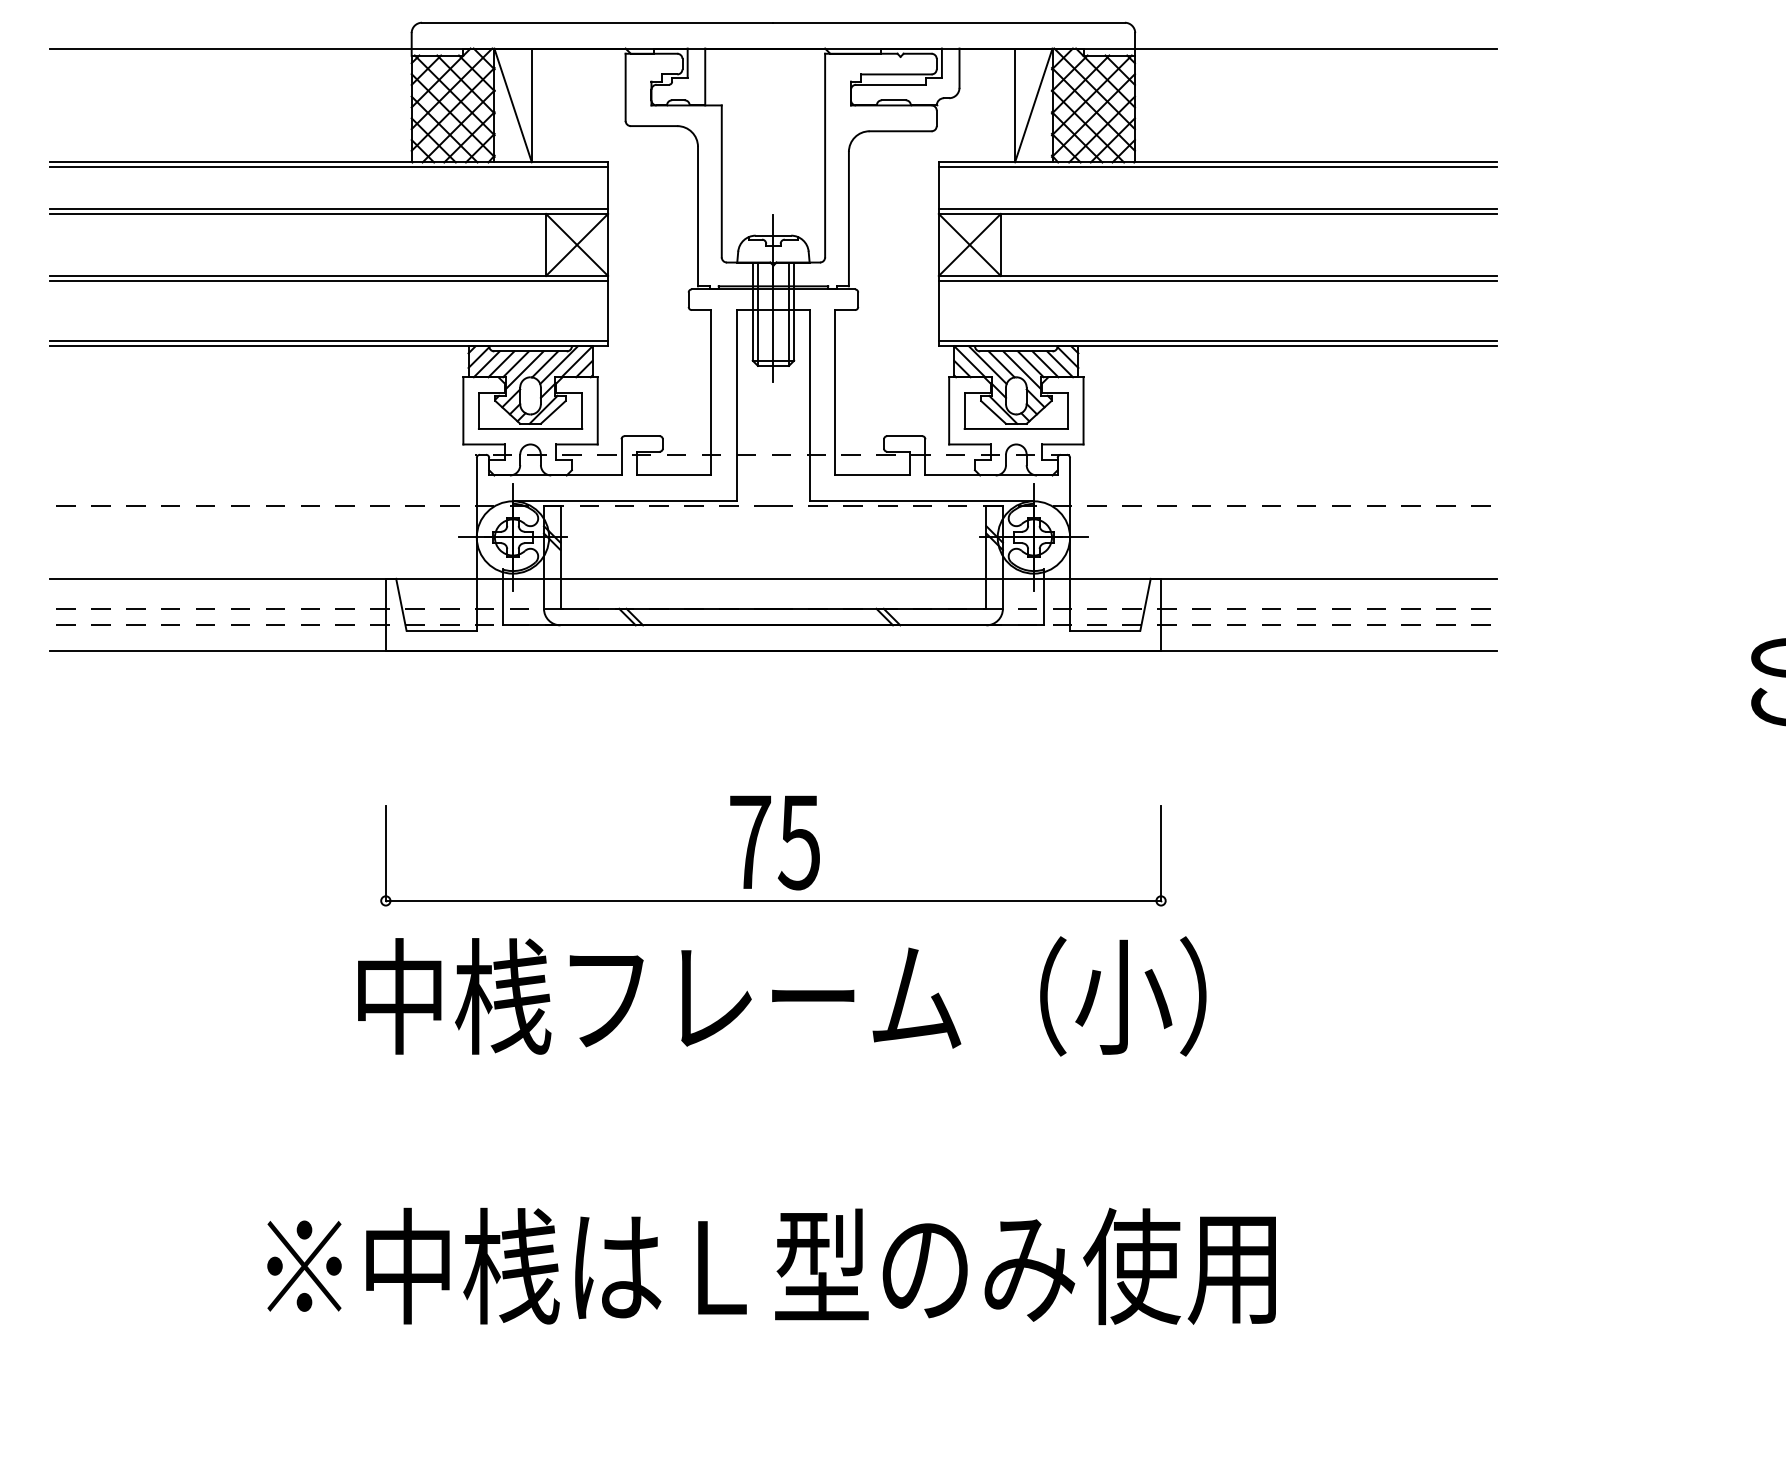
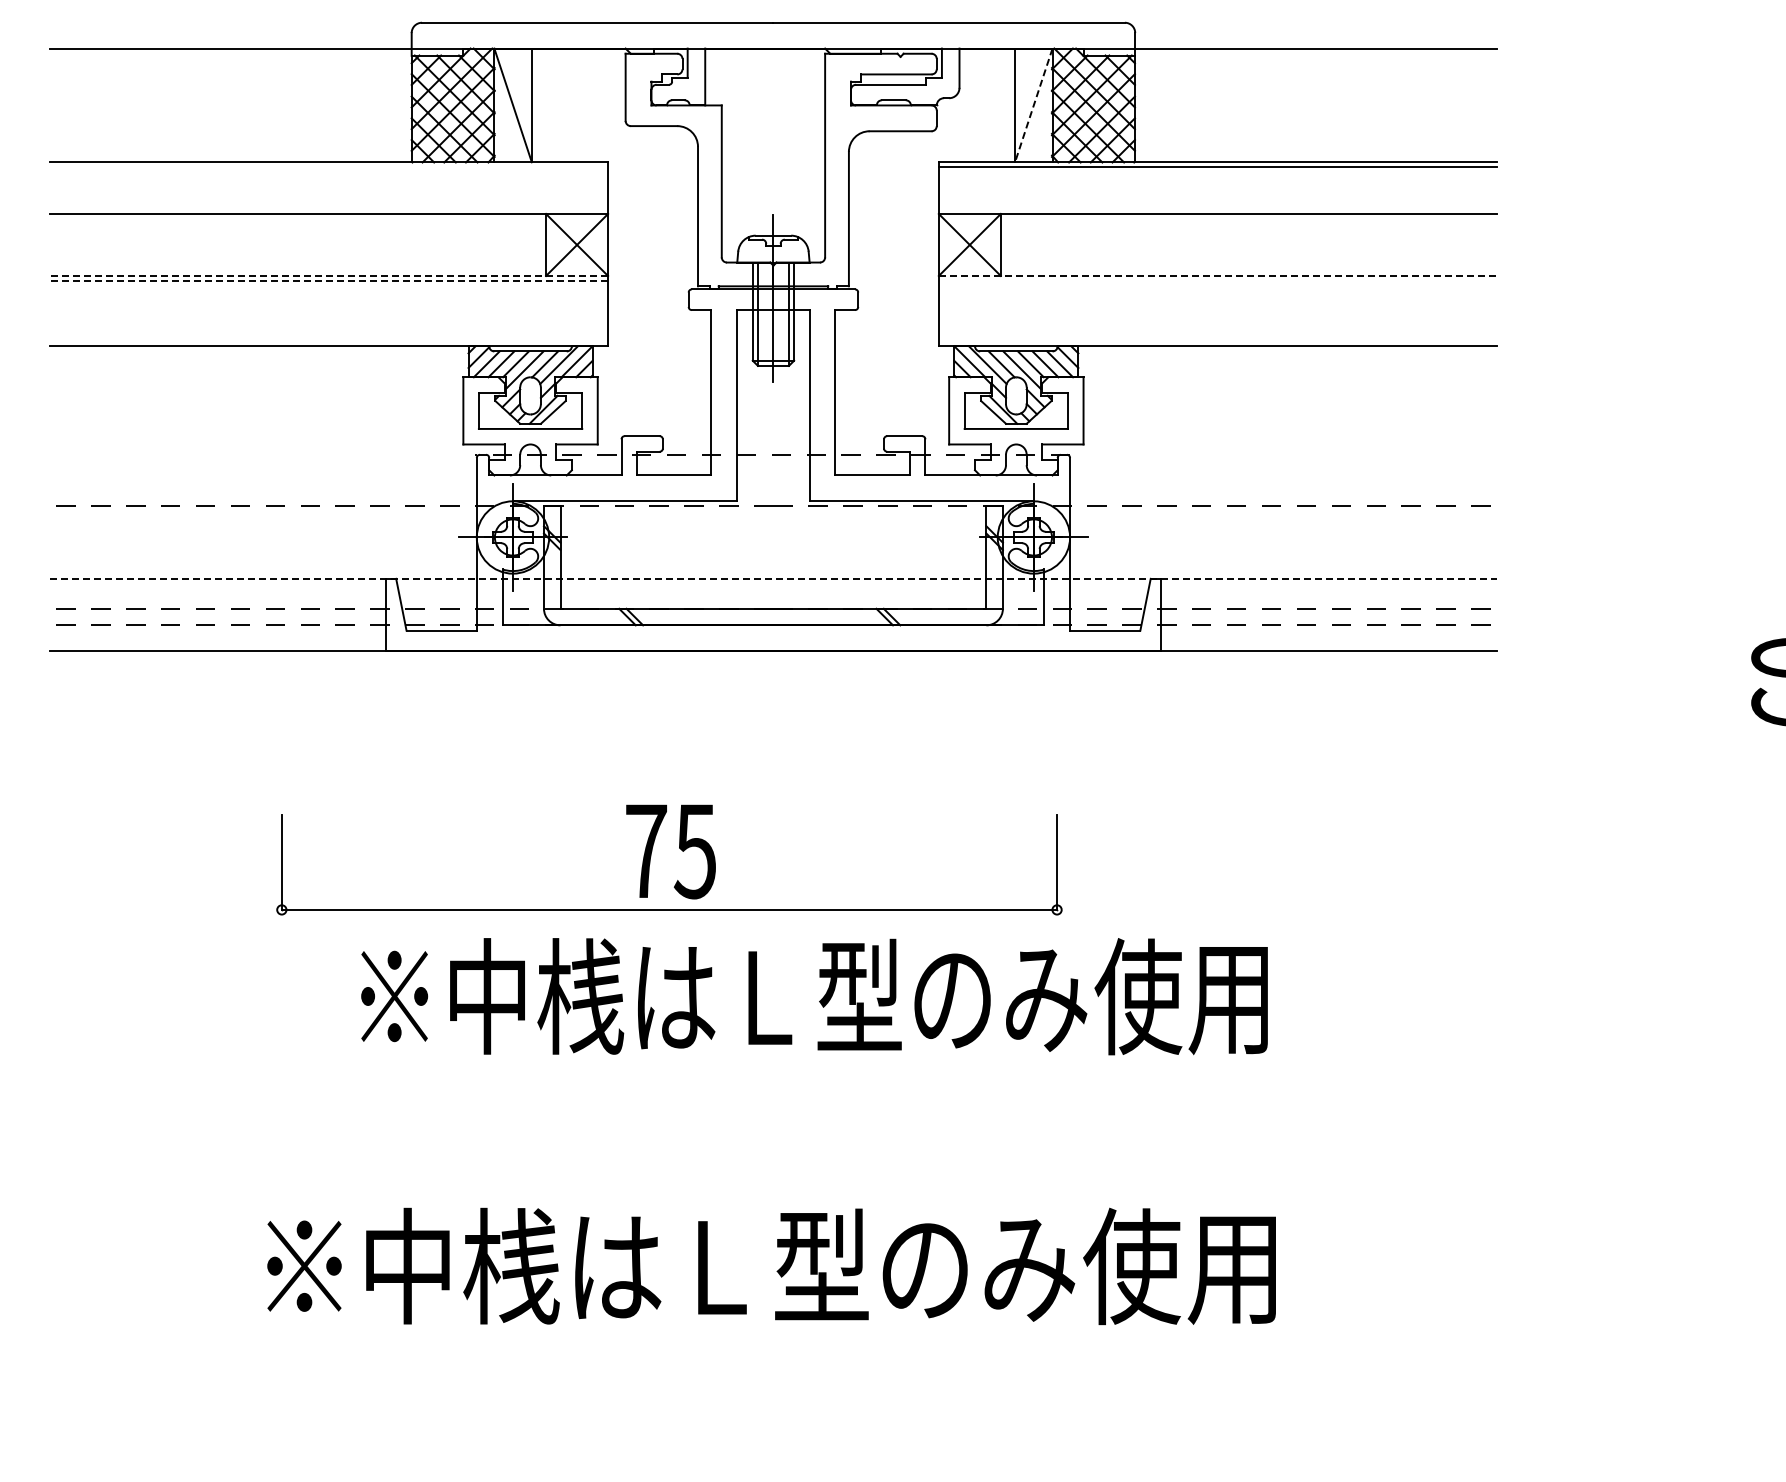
line: solid -> dashed (1033, 105)
line: present -> none (329, 167)
line: present -> none (329, 208)
line: present -> none (1217, 208)
line: solid -> dashed (329, 275)
line: solid -> dashed (1218, 275)
line: solid -> dashed (329, 281)
line: present -> none (1217, 281)
line: present -> none (329, 341)
line: present -> none (1217, 341)
line: solid -> dashed (773, 578)
part position: (783, 839) -> (679, 848) (679, 848)
text: 中桟フレーム（小） -> ※中桟はＬ型のみ使用 (812, 996)
